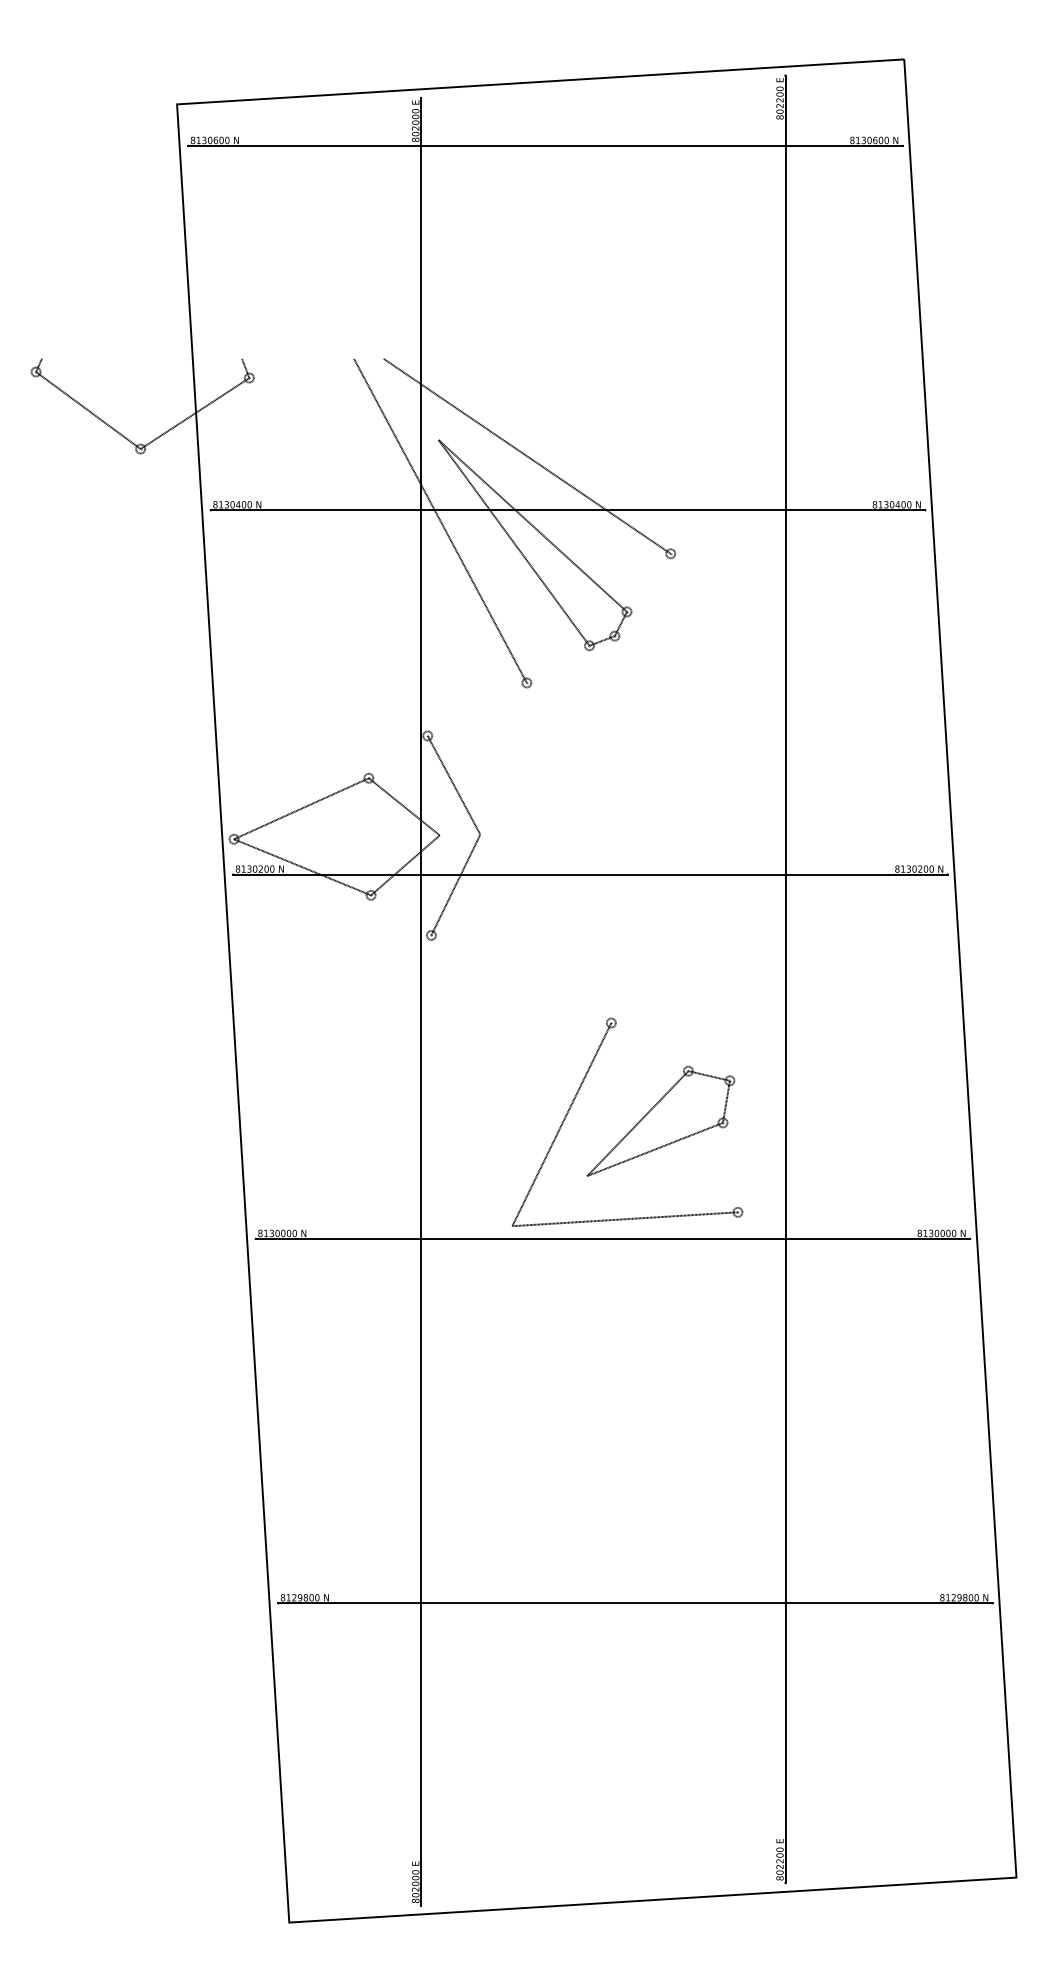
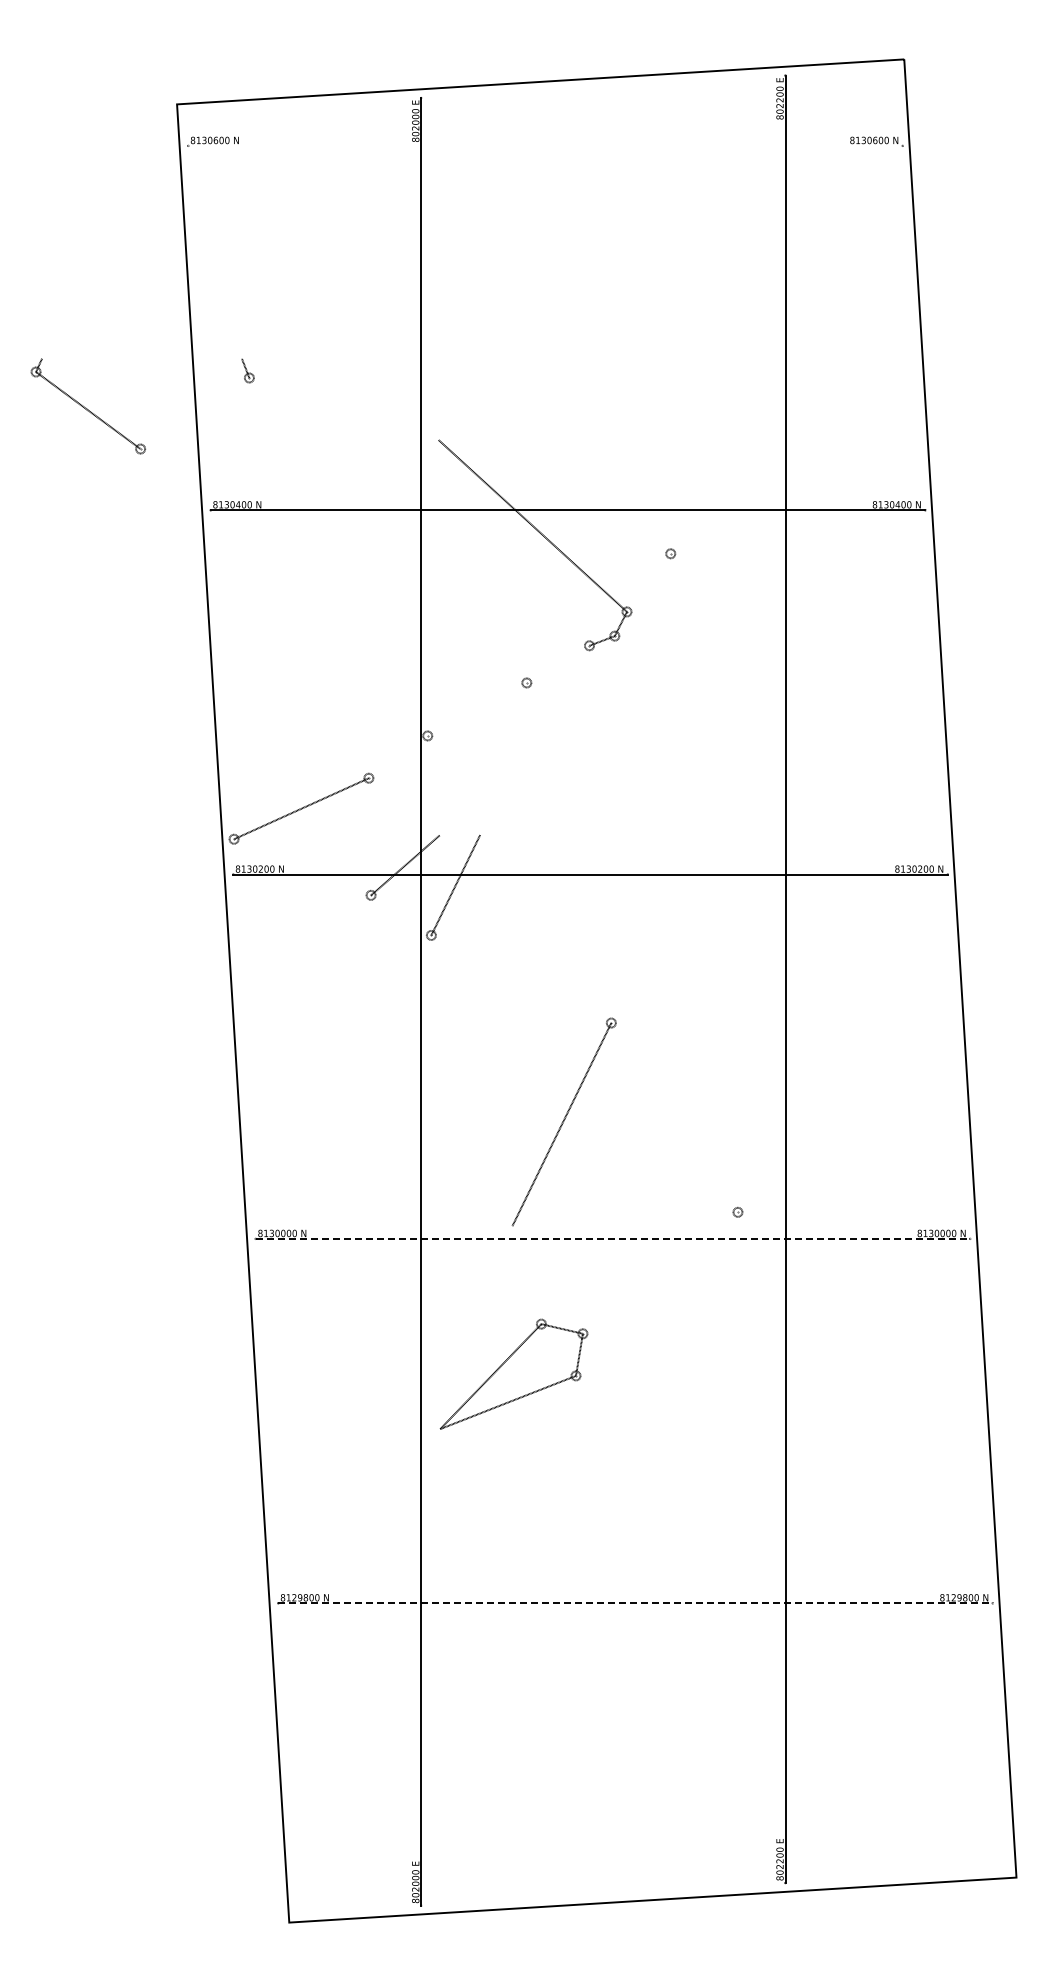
line: present -> none (545, 145)
line: present -> none (194, 413)
line: present -> none (526, 455)
line: present -> none (439, 520)
line: present -> none (513, 542)
line: present -> none (453, 784)
line: present -> none (403, 806)
line: present -> none (302, 867)
part position: (660, 1120) -> (513, 1373) (513, 1373)
line: present -> none (624, 1219)
line: solid -> dashed (613, 1238)
line: solid -> dashed (636, 1603)
